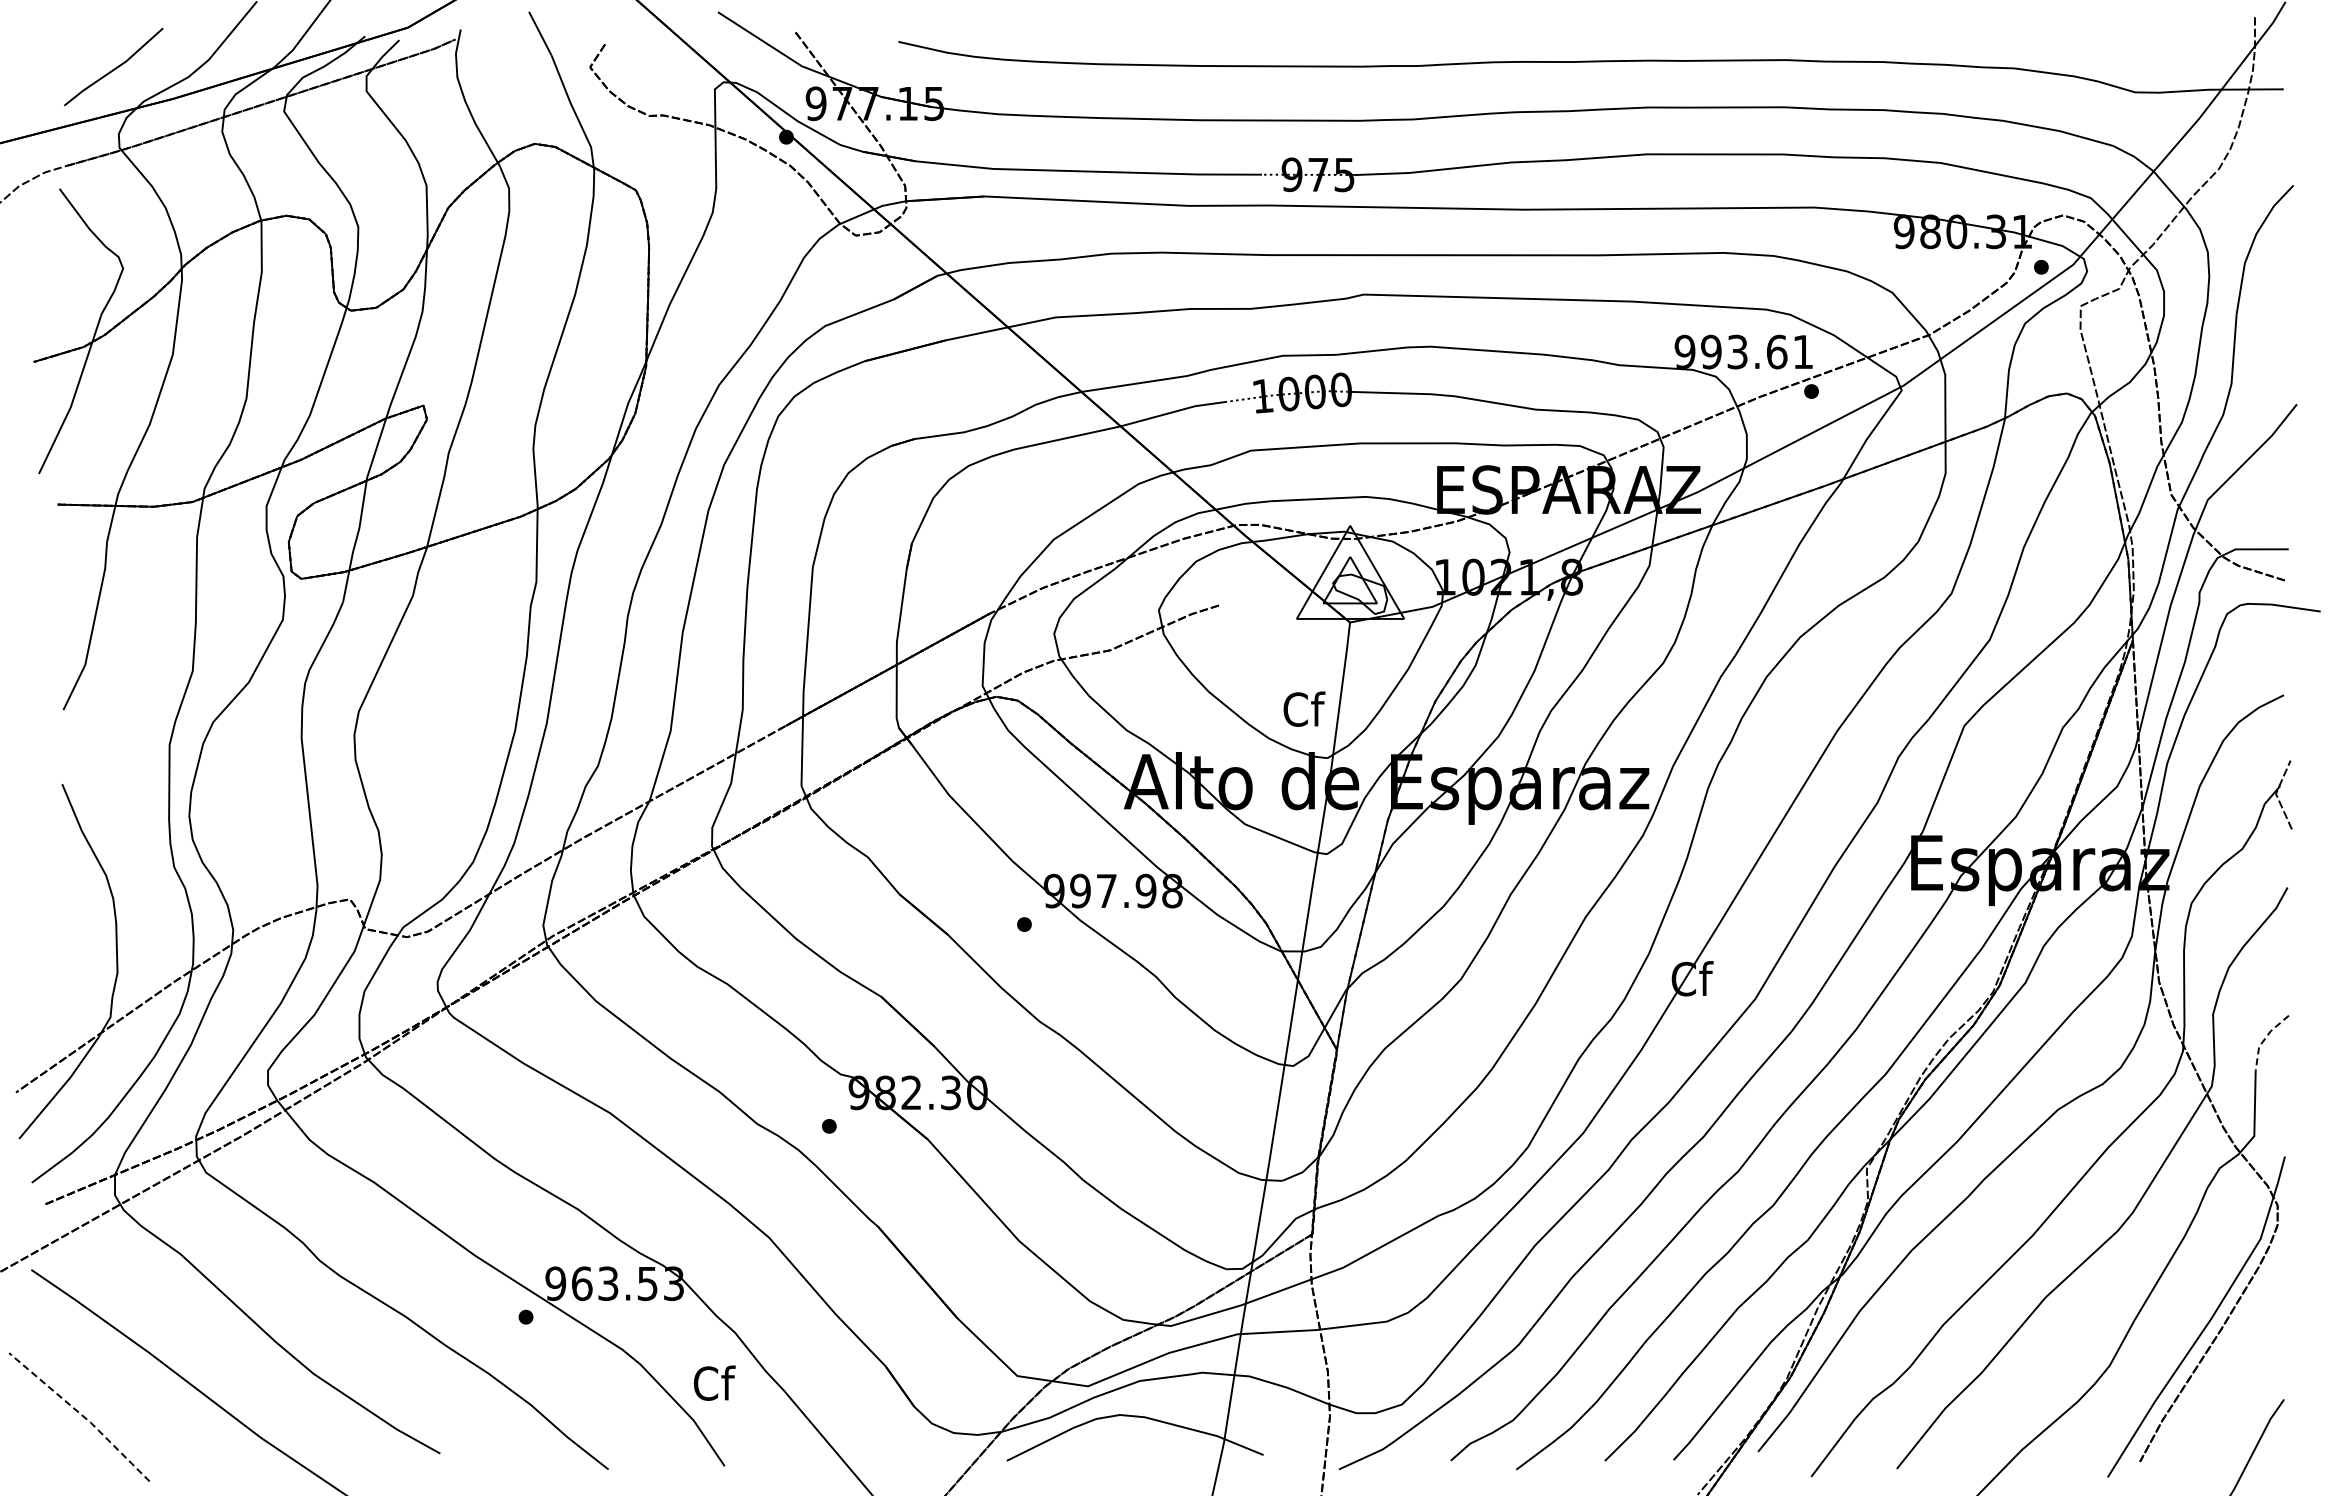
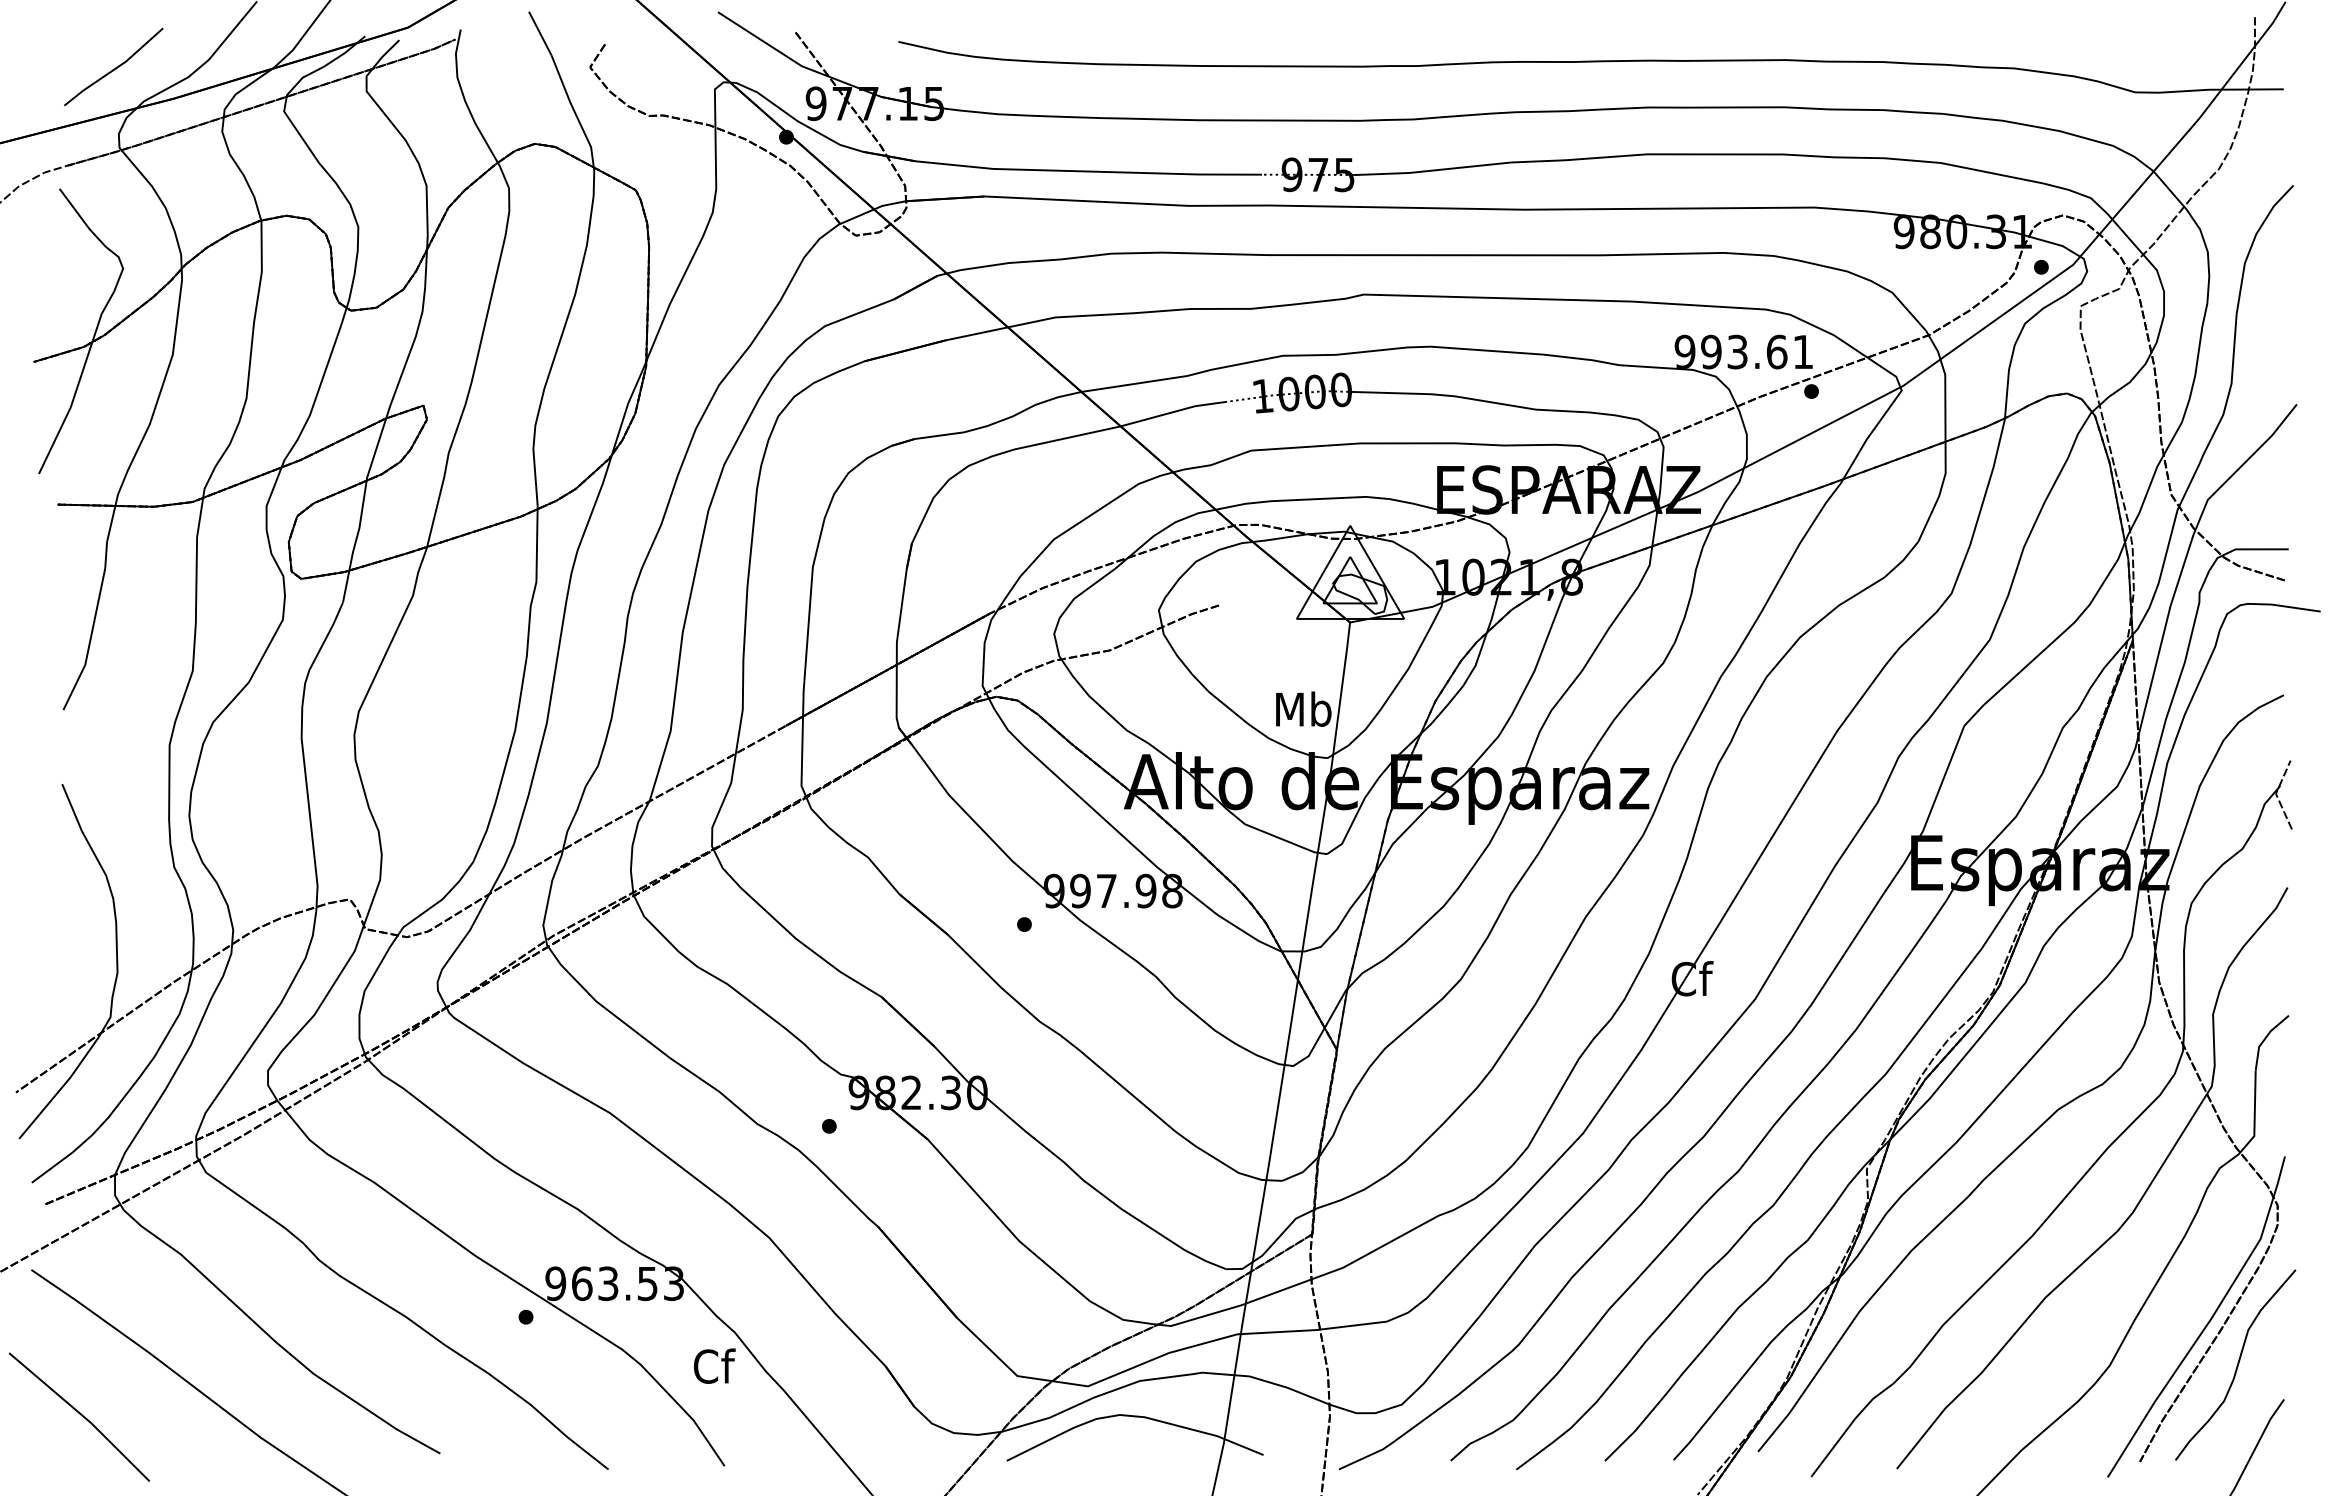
text: Cf -> Mb (1303, 708)
line: dashed -> solid (2264, 1039)
curve: none -> present (2236, 1365)
text position: (714, 1382) -> (714, 1365) (714, 1365)
line: dashed -> solid (81, 1415)
